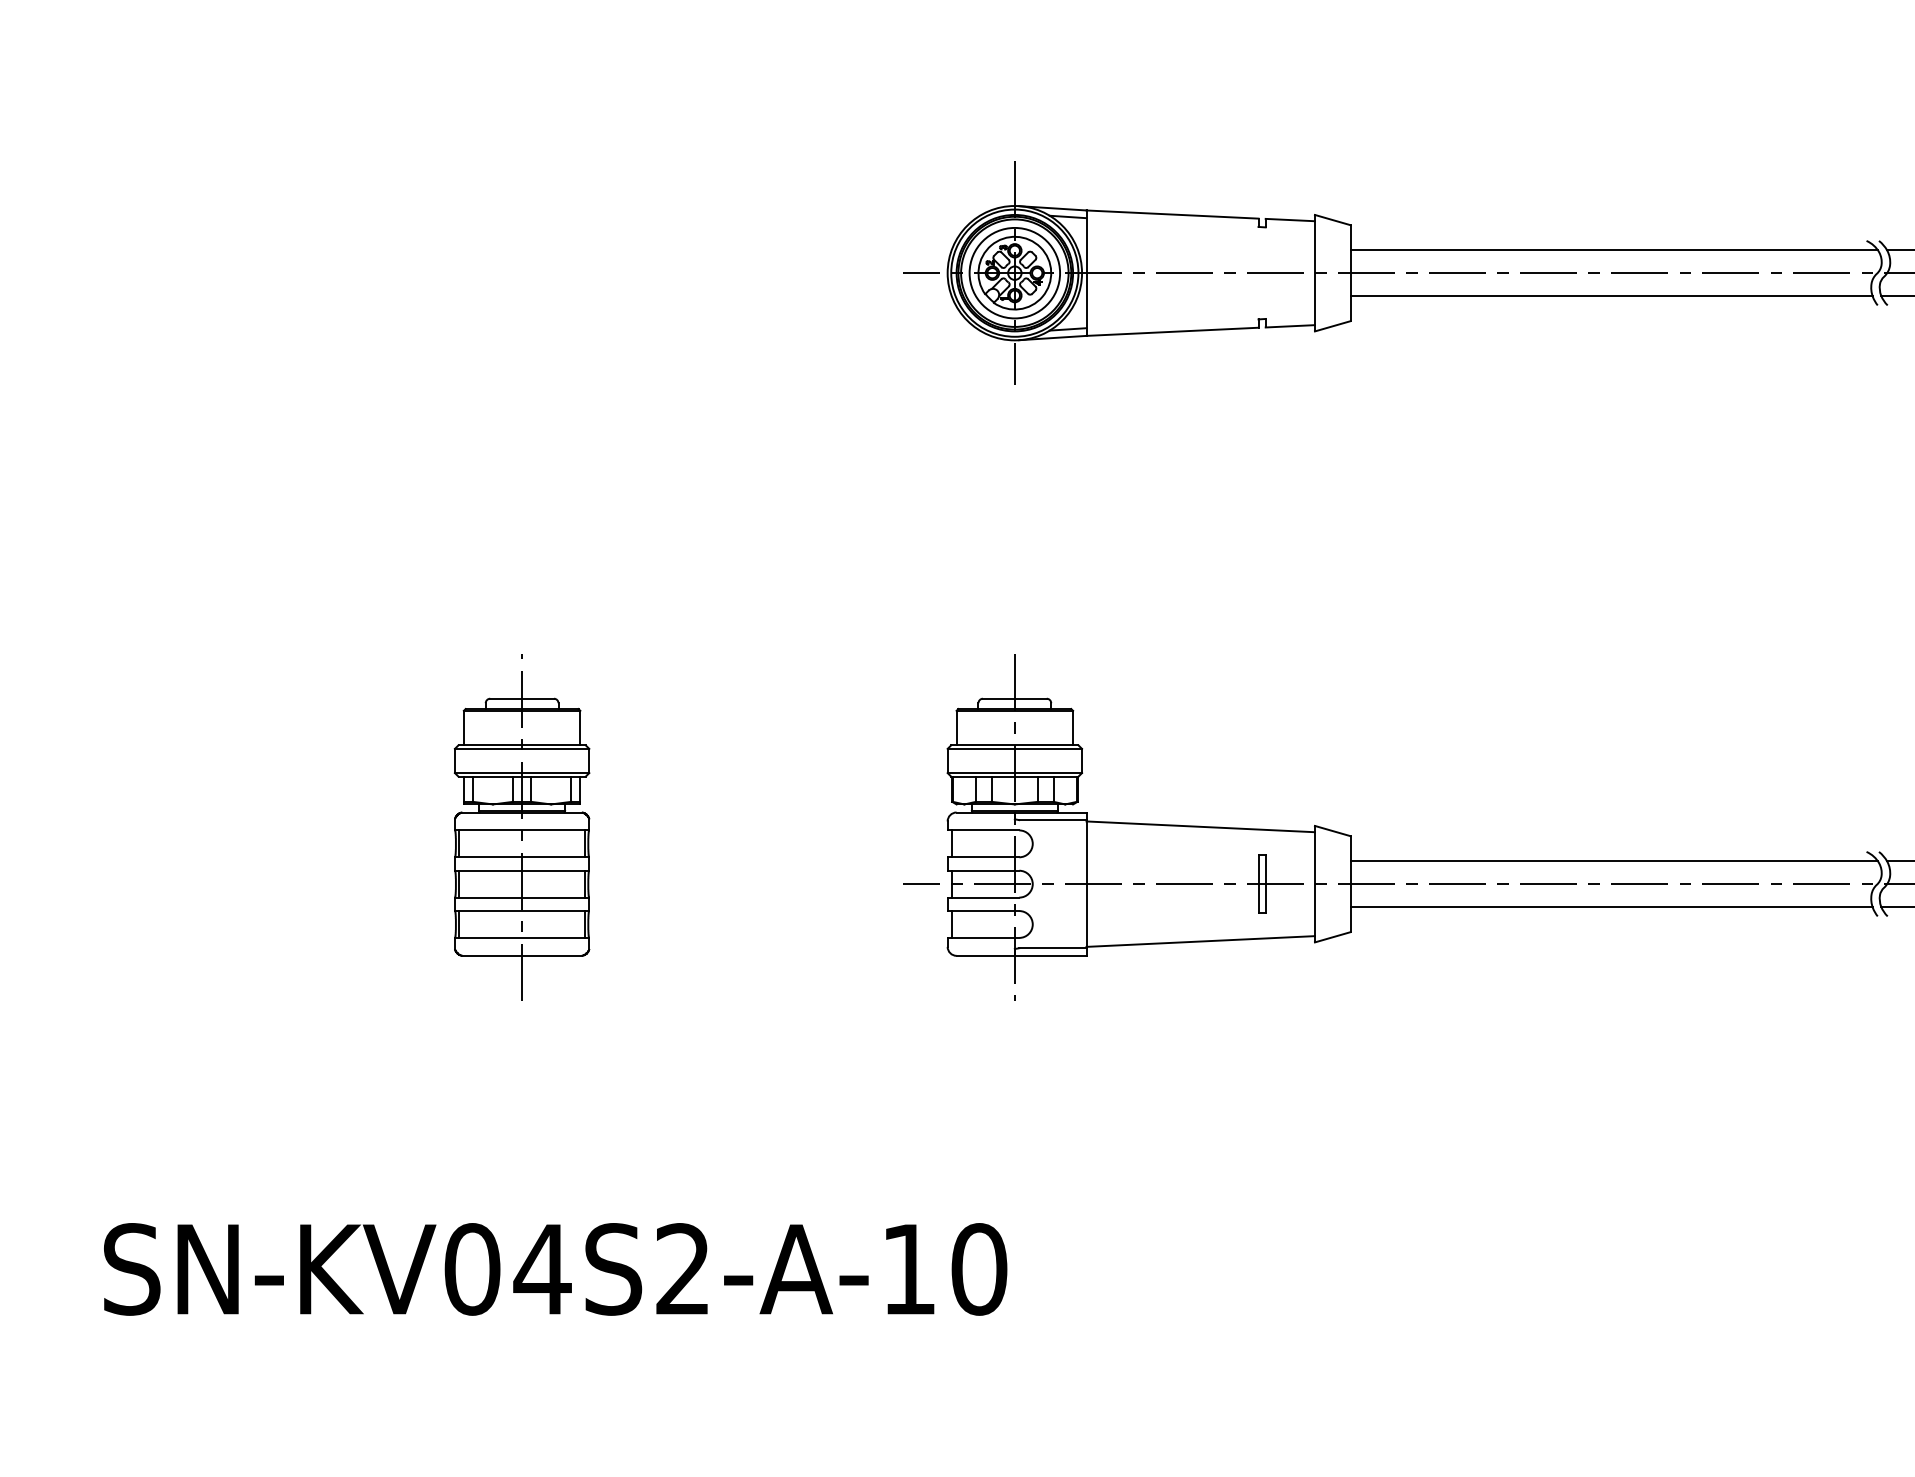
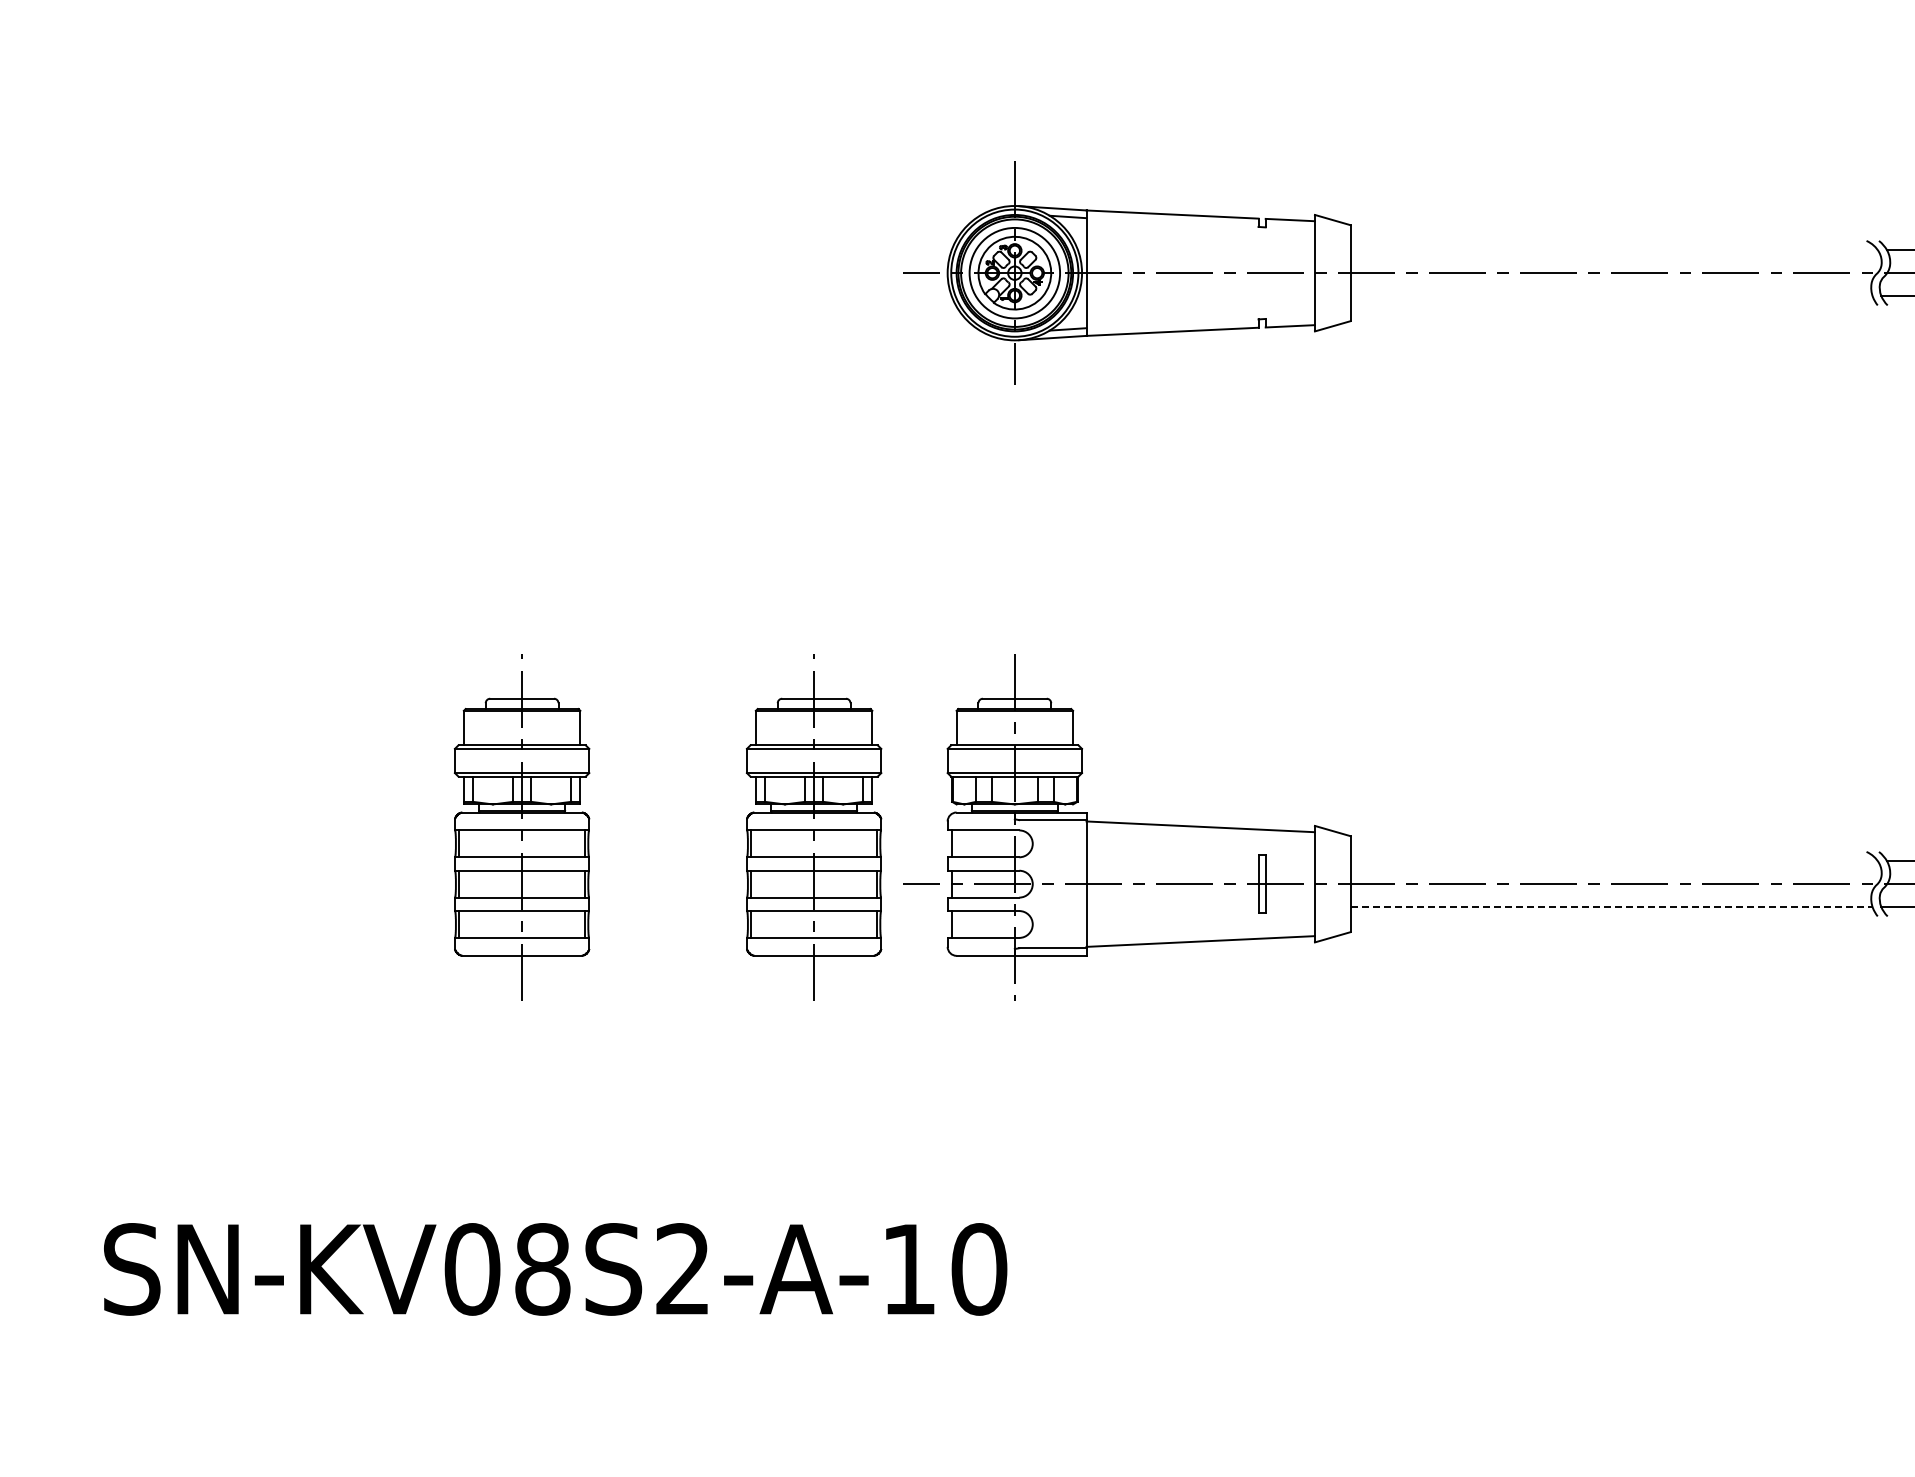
line: present -> none (1613, 250)
line: present -> none (1611, 296)
part: none -> present (813, 827)
line: present -> none (1613, 861)
line: solid -> dashed (1611, 907)
text: SN-KV04S2-A-10 -> SN-KV08S2-A-10 (542, 1269)
